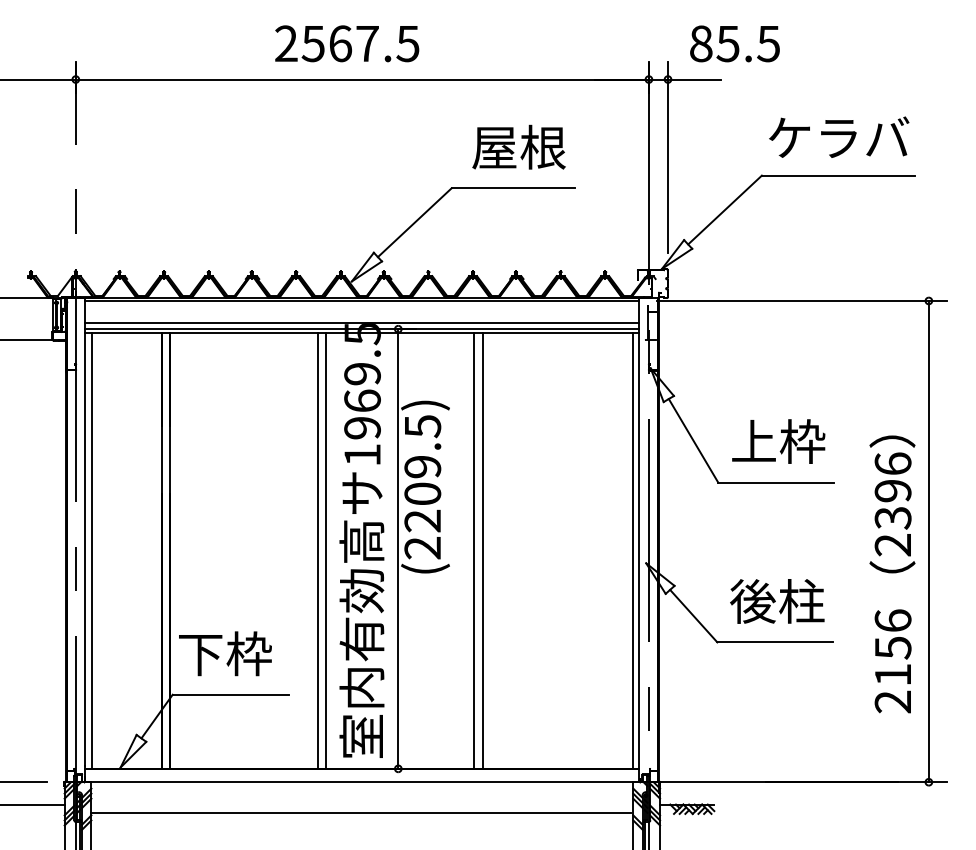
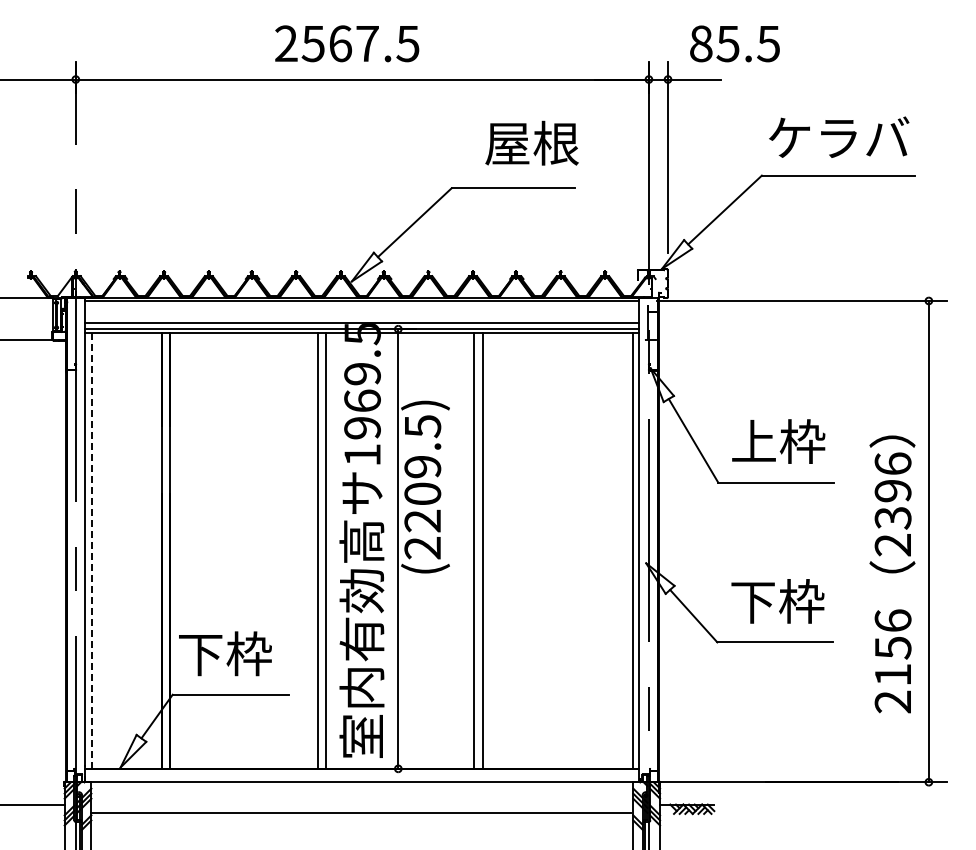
text position: (518, 146) -> (531, 142) (531, 142)
line: solid -> dashed (91, 551)
text: 後柱 -> 下枠 (777, 601)
line: present -> none (24, 782)
